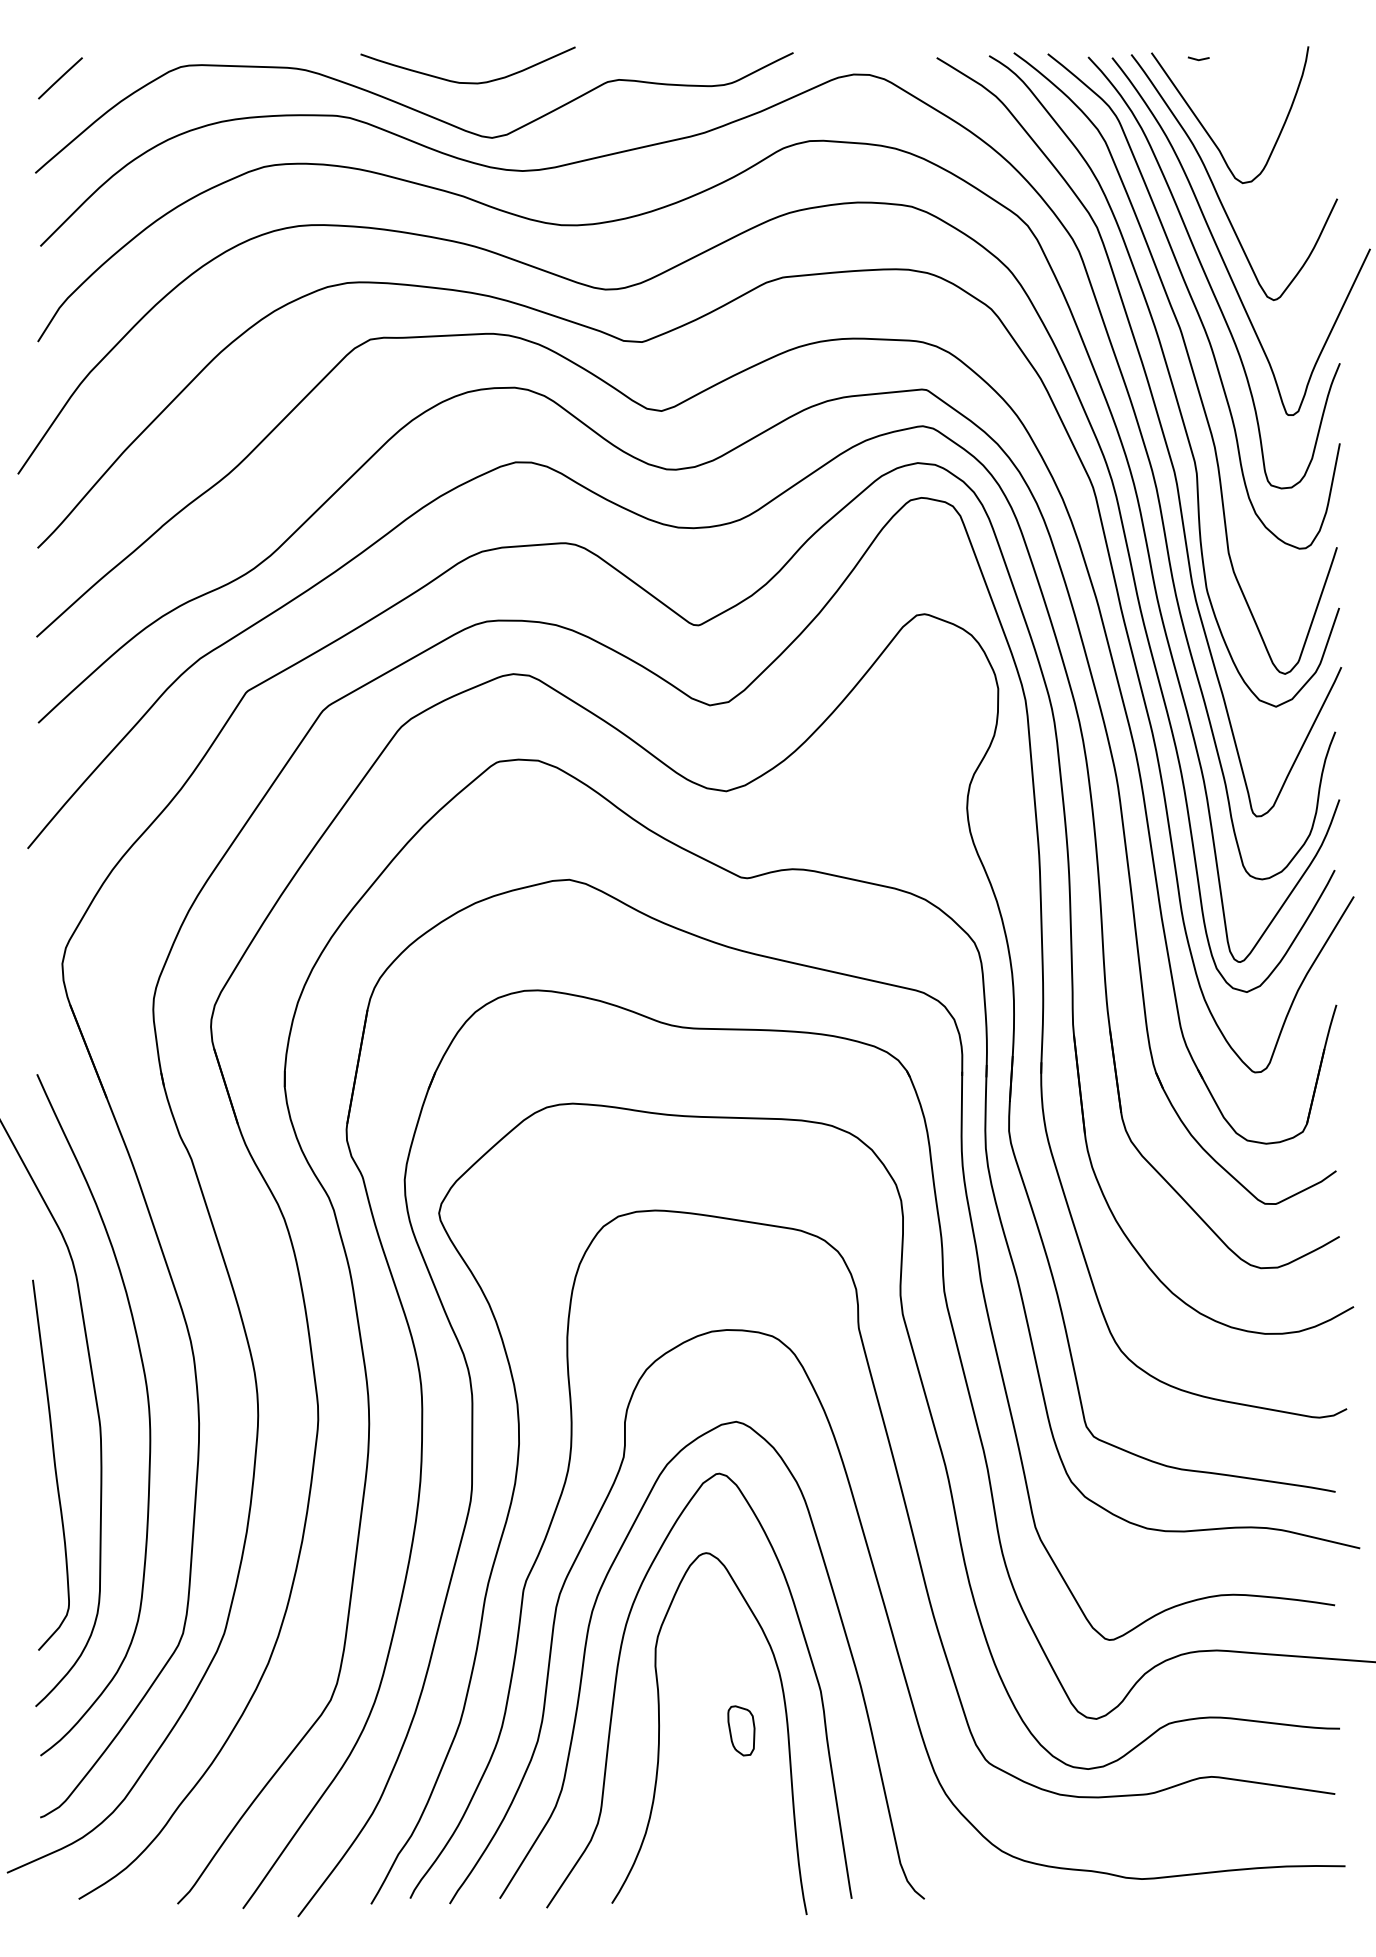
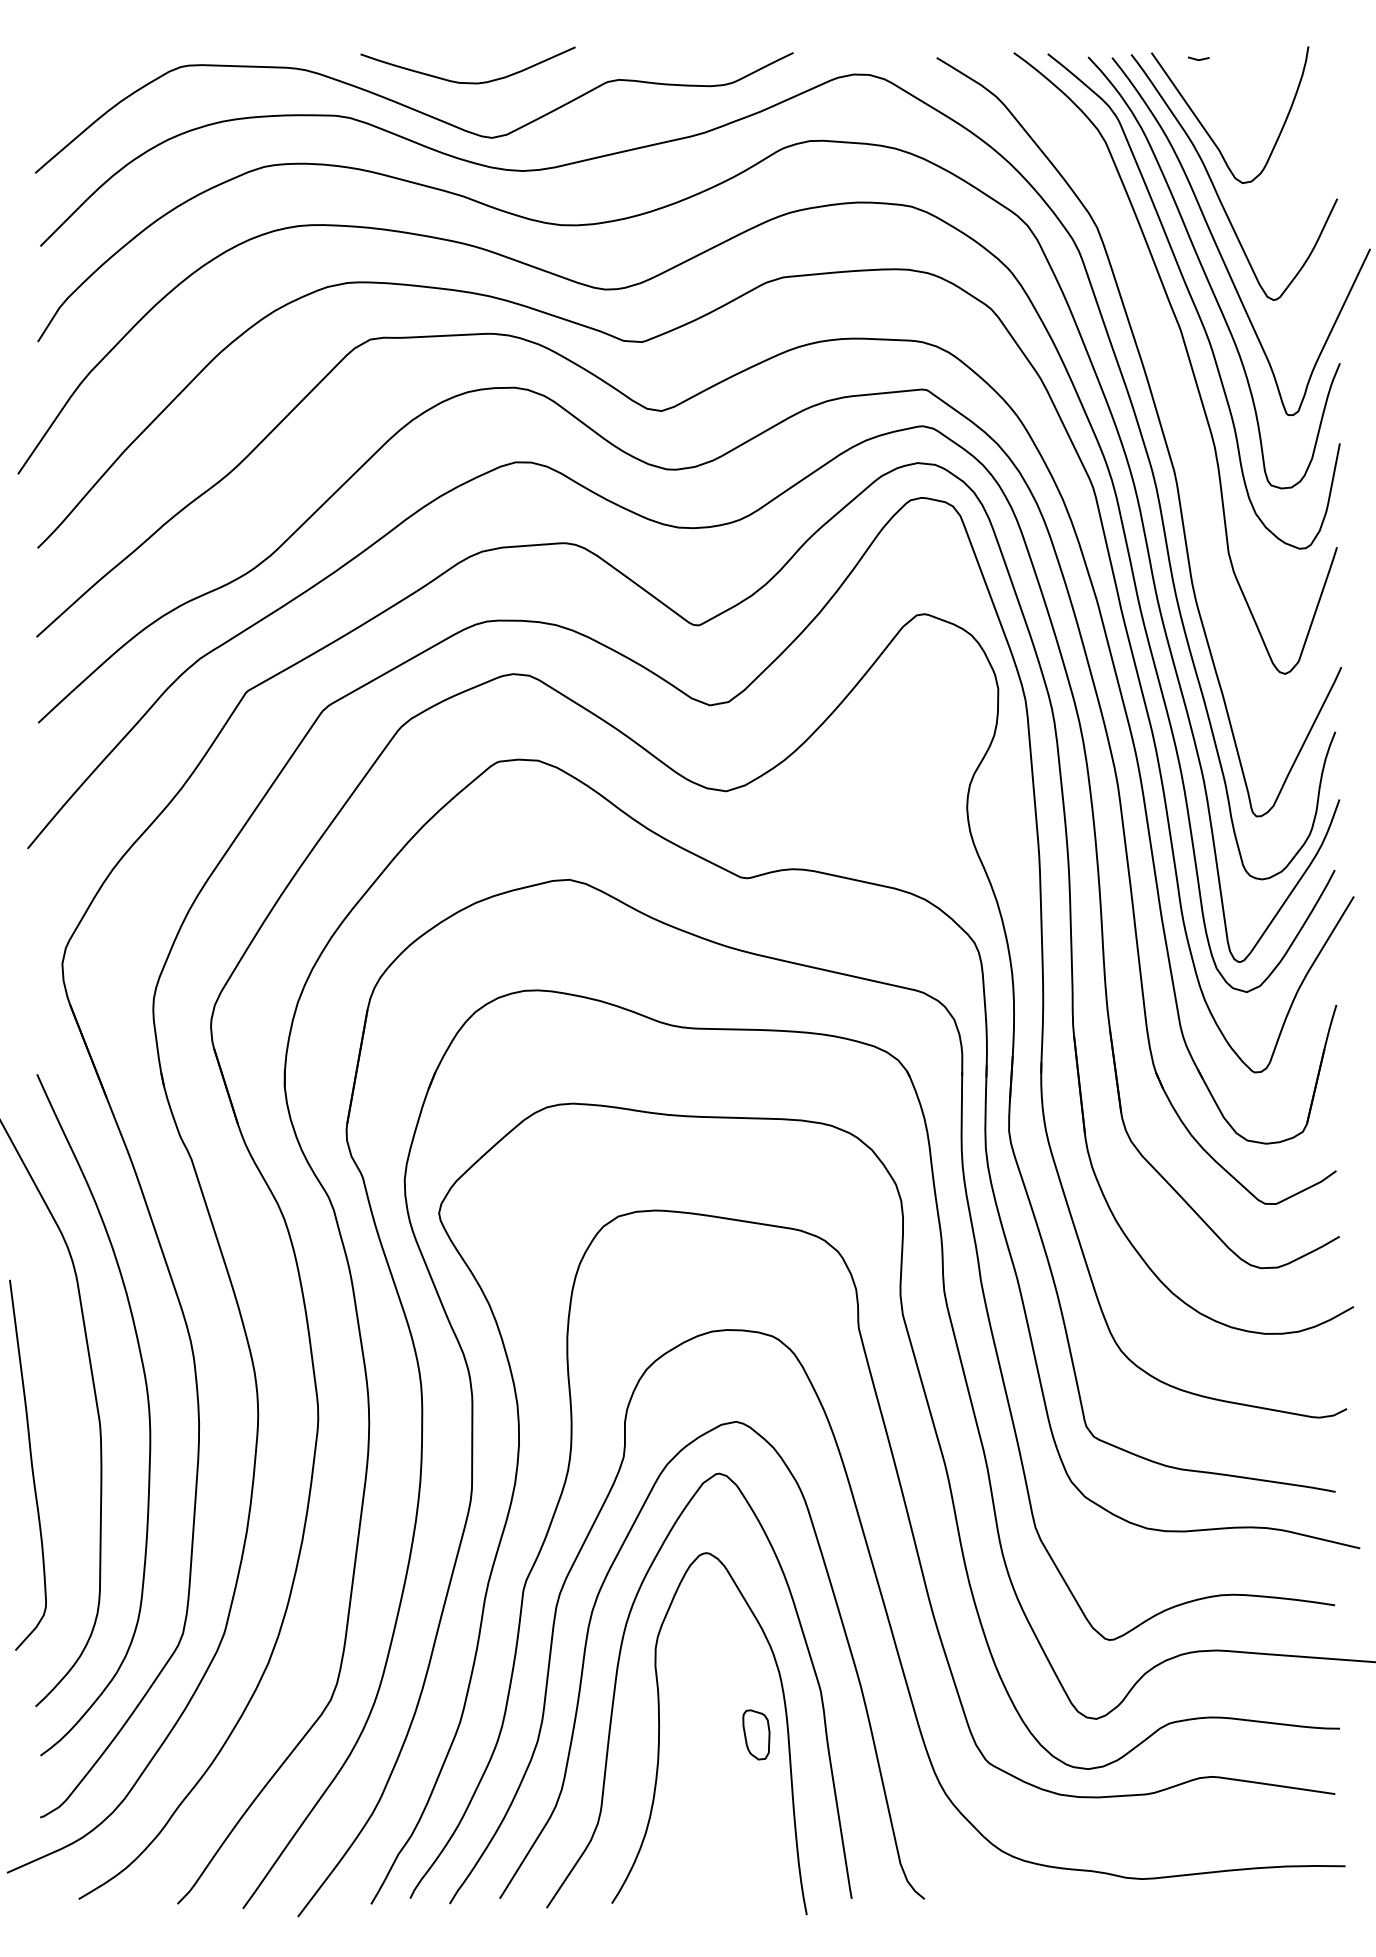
line: present -> none (60, 78)
curve: present -> none (1169, 378)
curve position: (53, 1462) -> (30, 1462) (30, 1462)
part position: (741, 1730) -> (756, 1734) (756, 1734)
